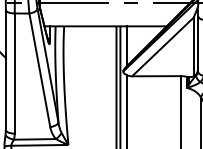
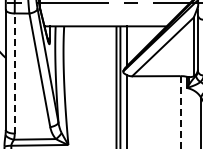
line: solid -> dashed (14, 73)
line: solid -> dashed (180, 112)
